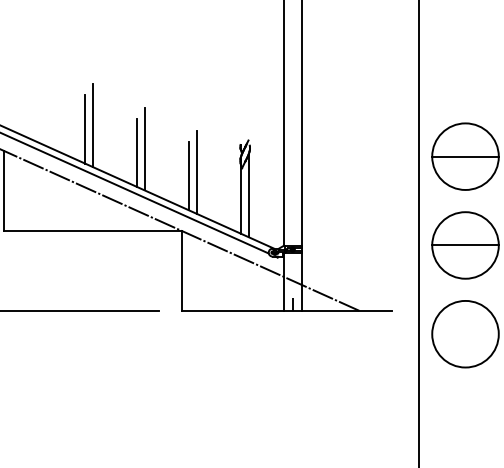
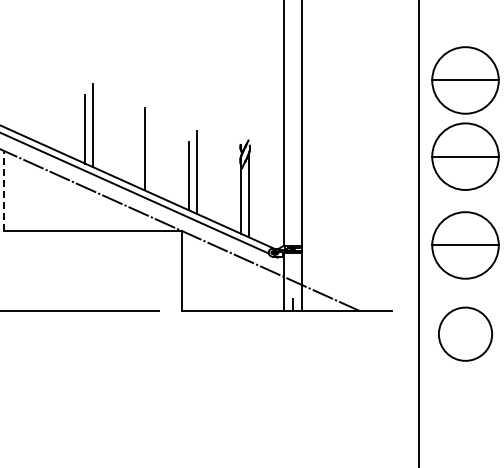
part: none -> present (465, 80)
line: present -> none (137, 152)
line: solid -> dashed (4, 190)
circle diameter: 67 px -> 53 px (465, 333)
